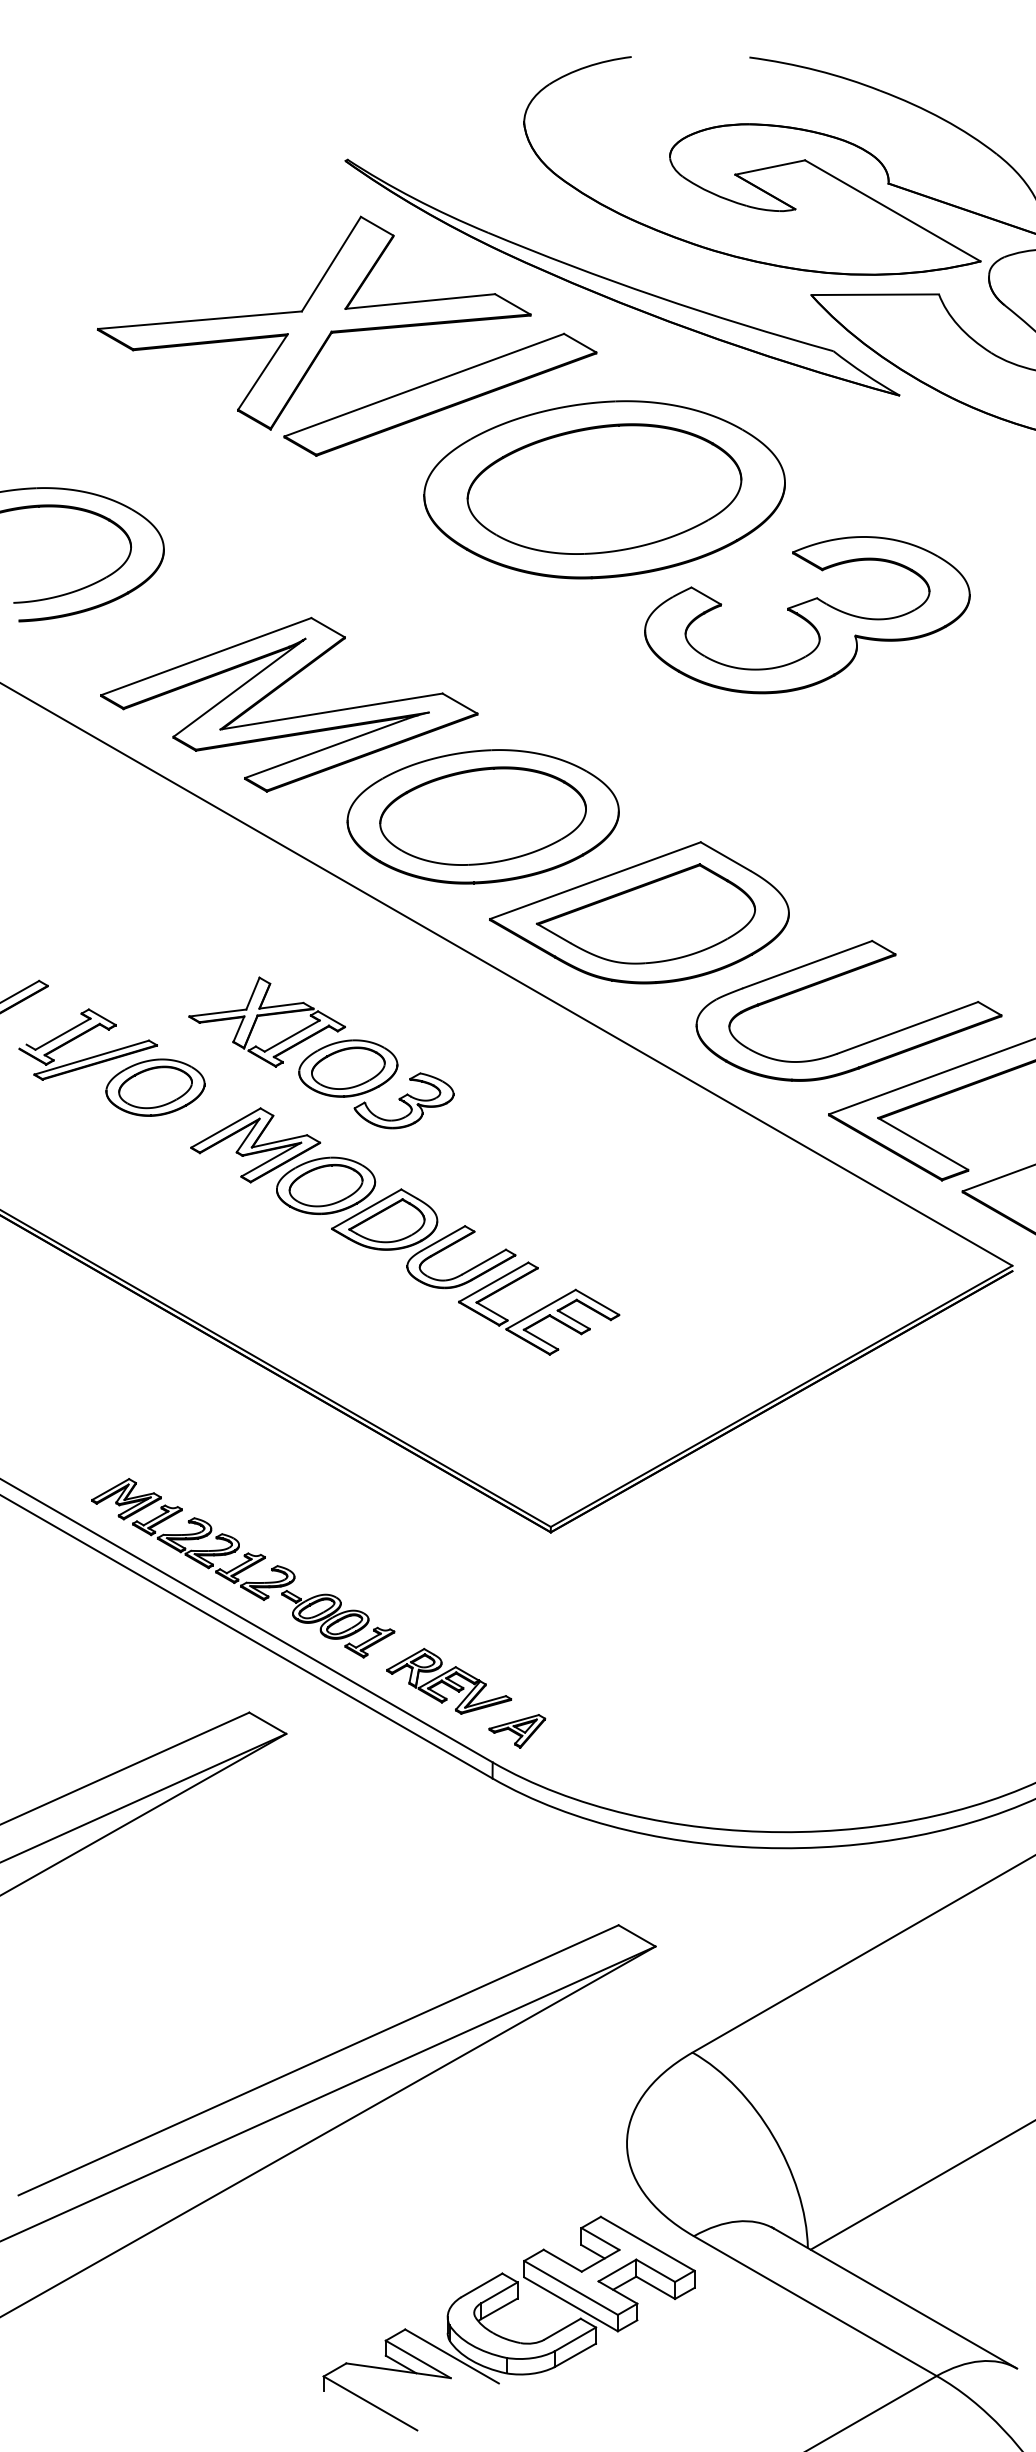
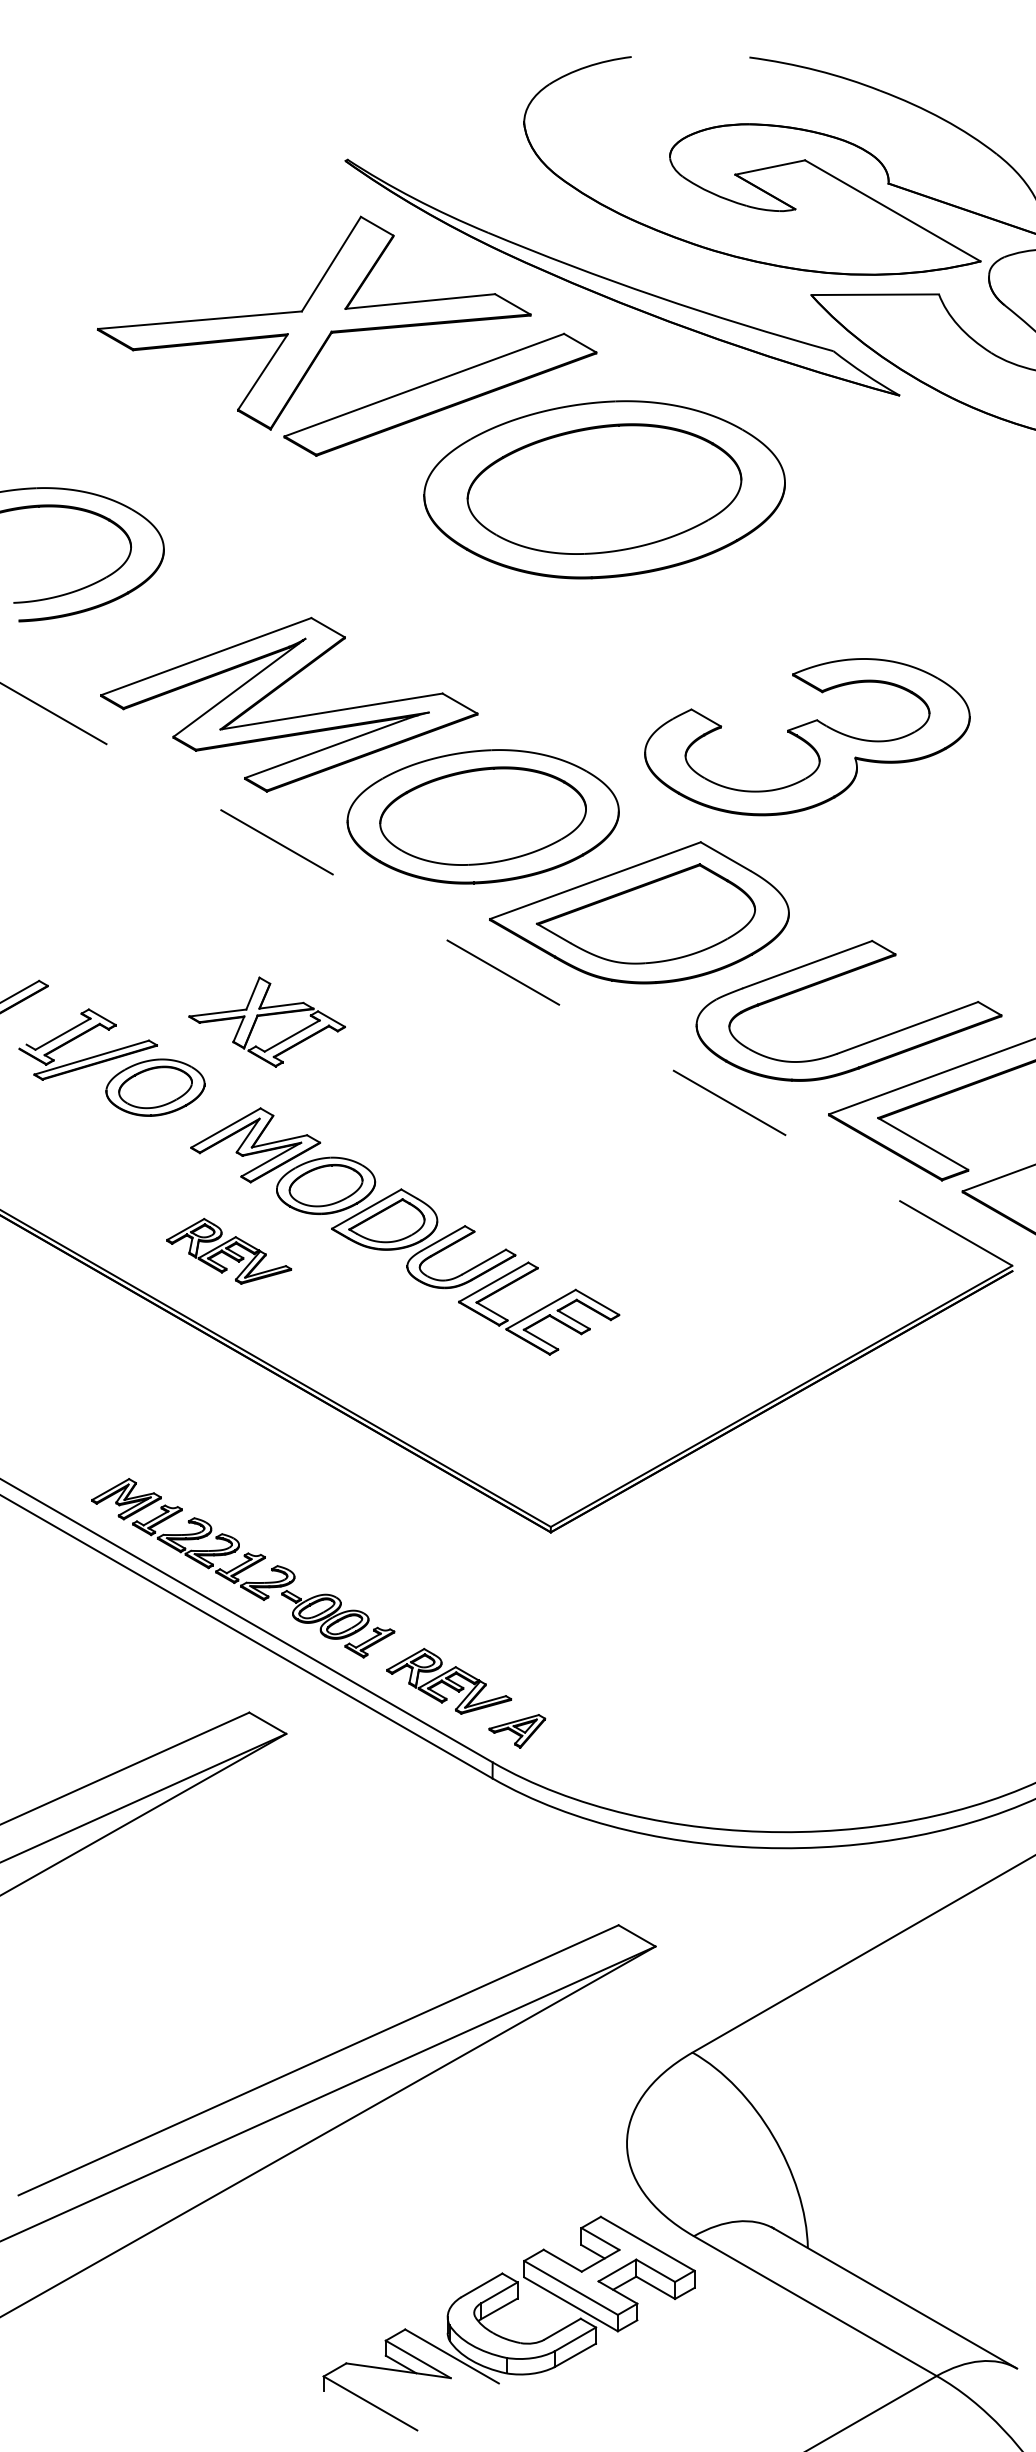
part position: (807, 615) -> (807, 737) (807, 737)
line: solid -> dashed (506, 974)
part: present -> none (376, 1084)
part: none -> present (229, 1250)
line: present -> none (921, 2185)
